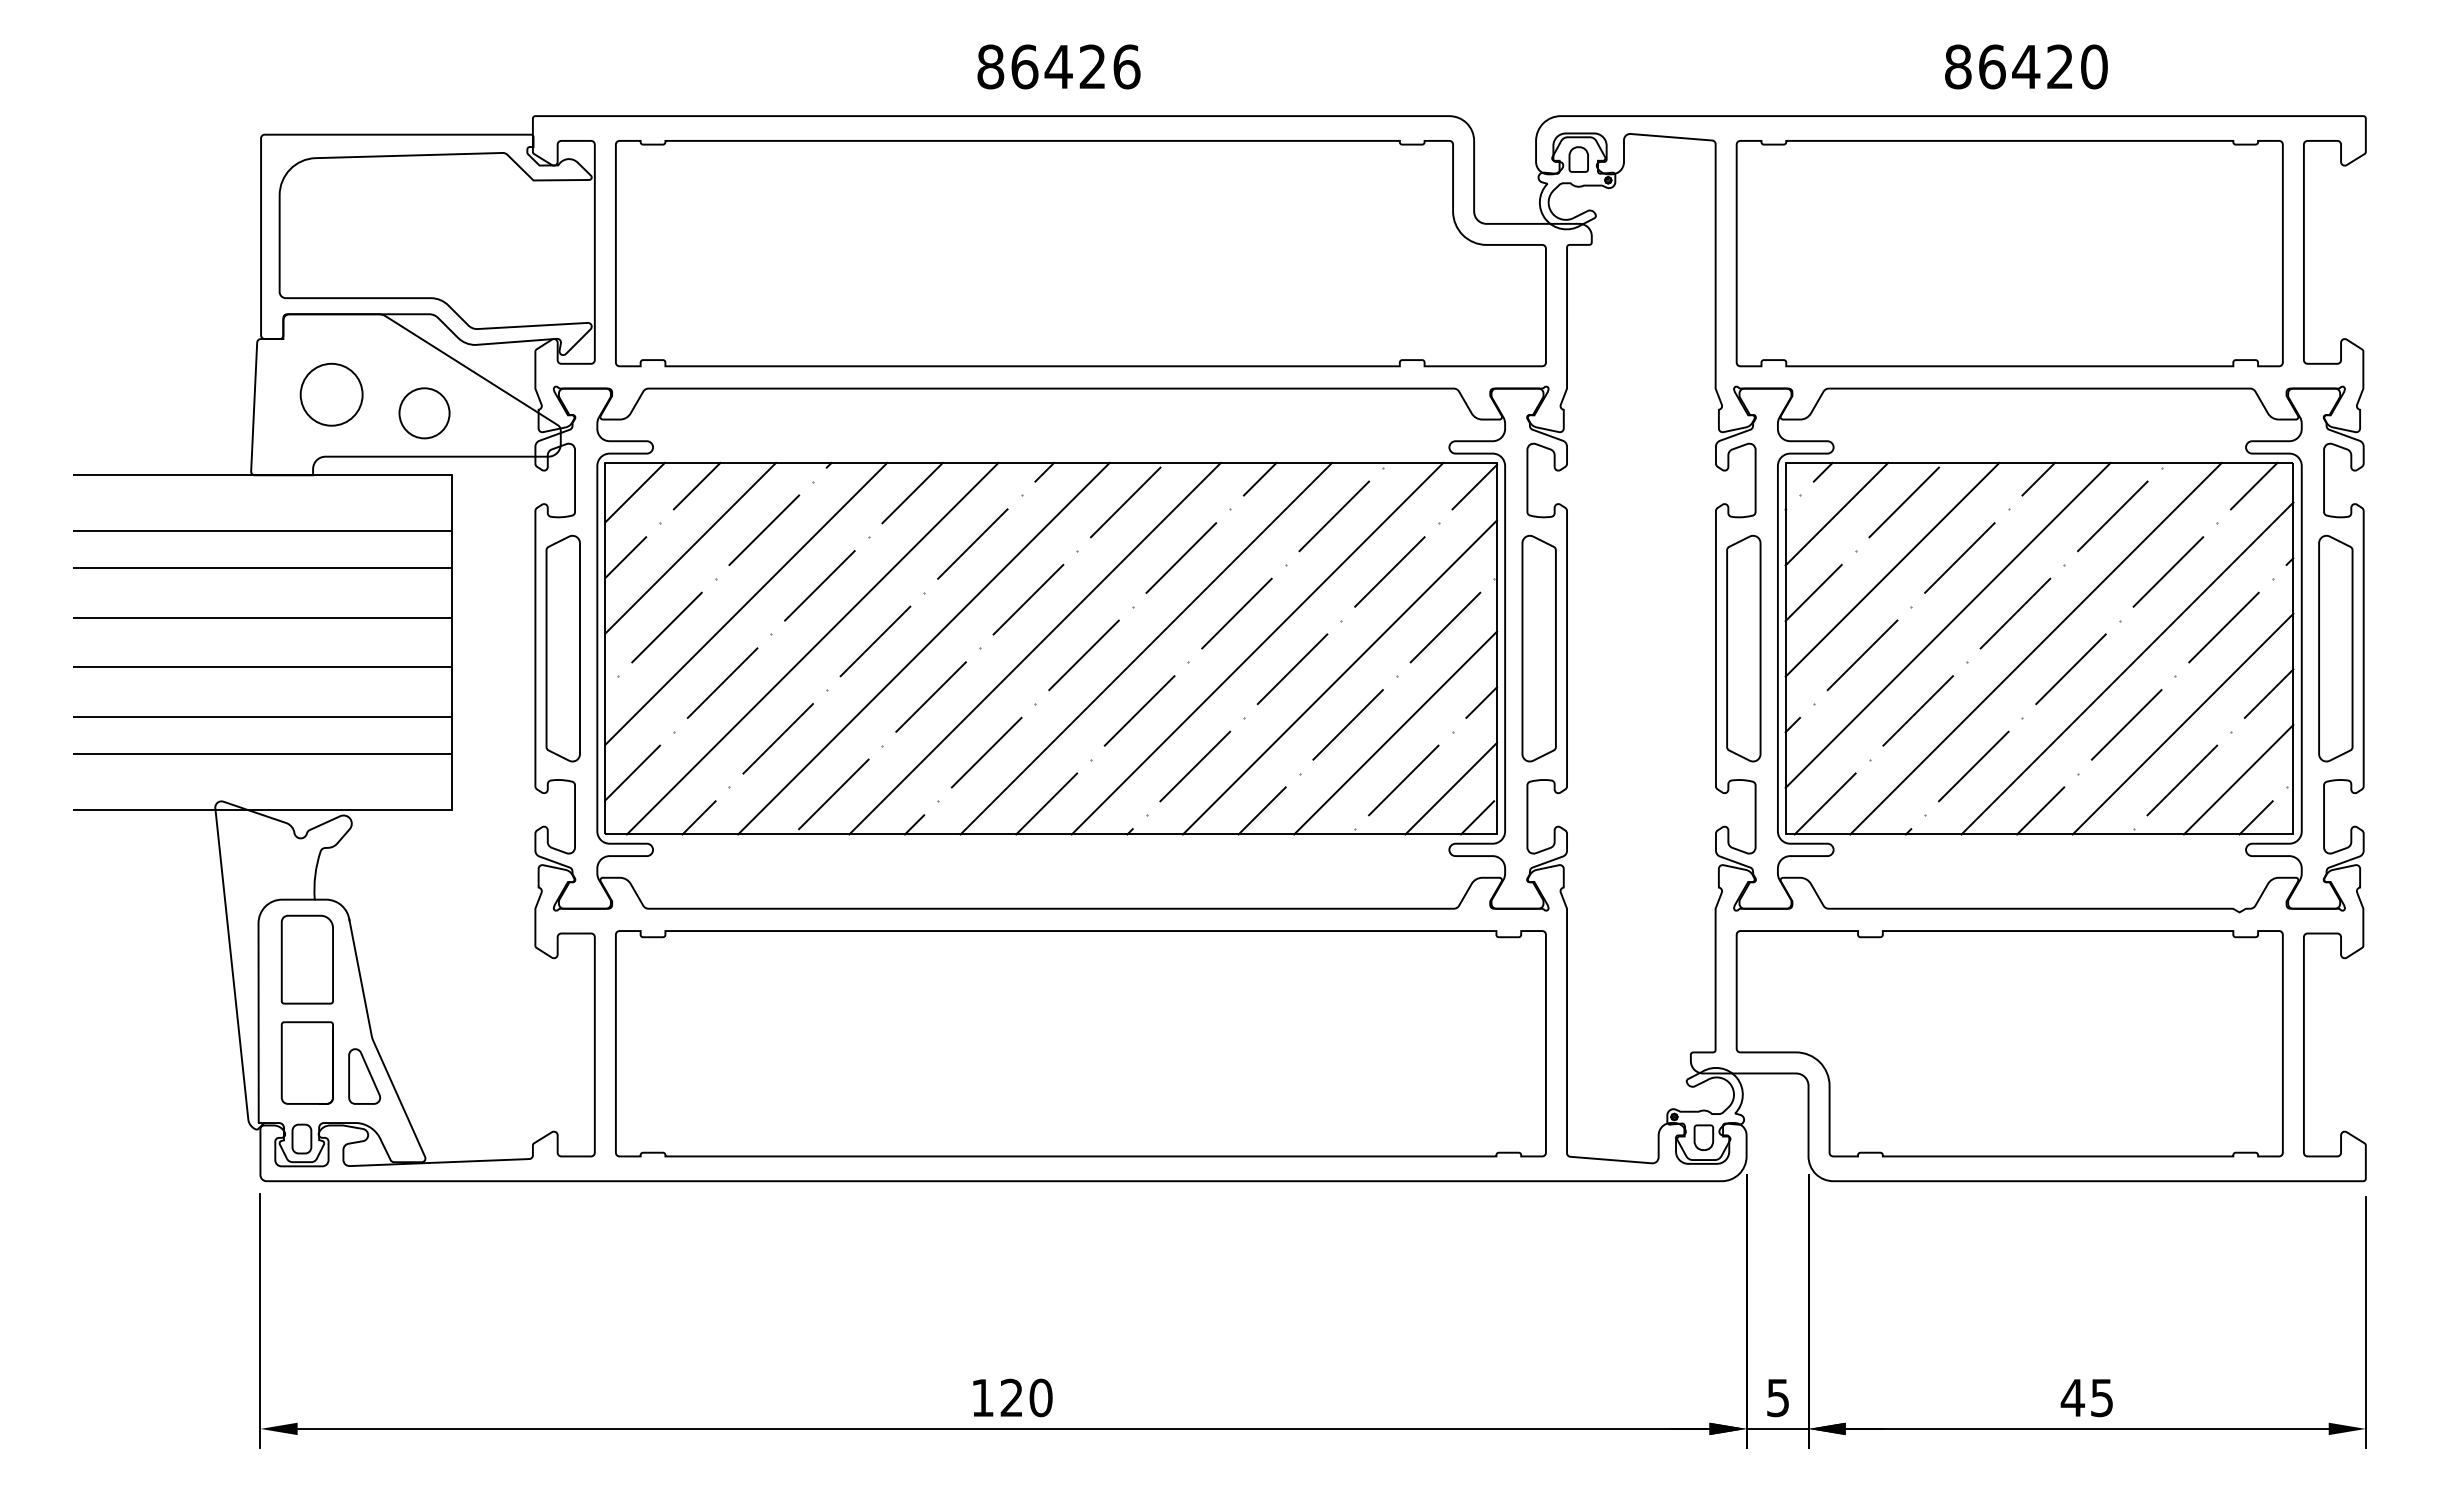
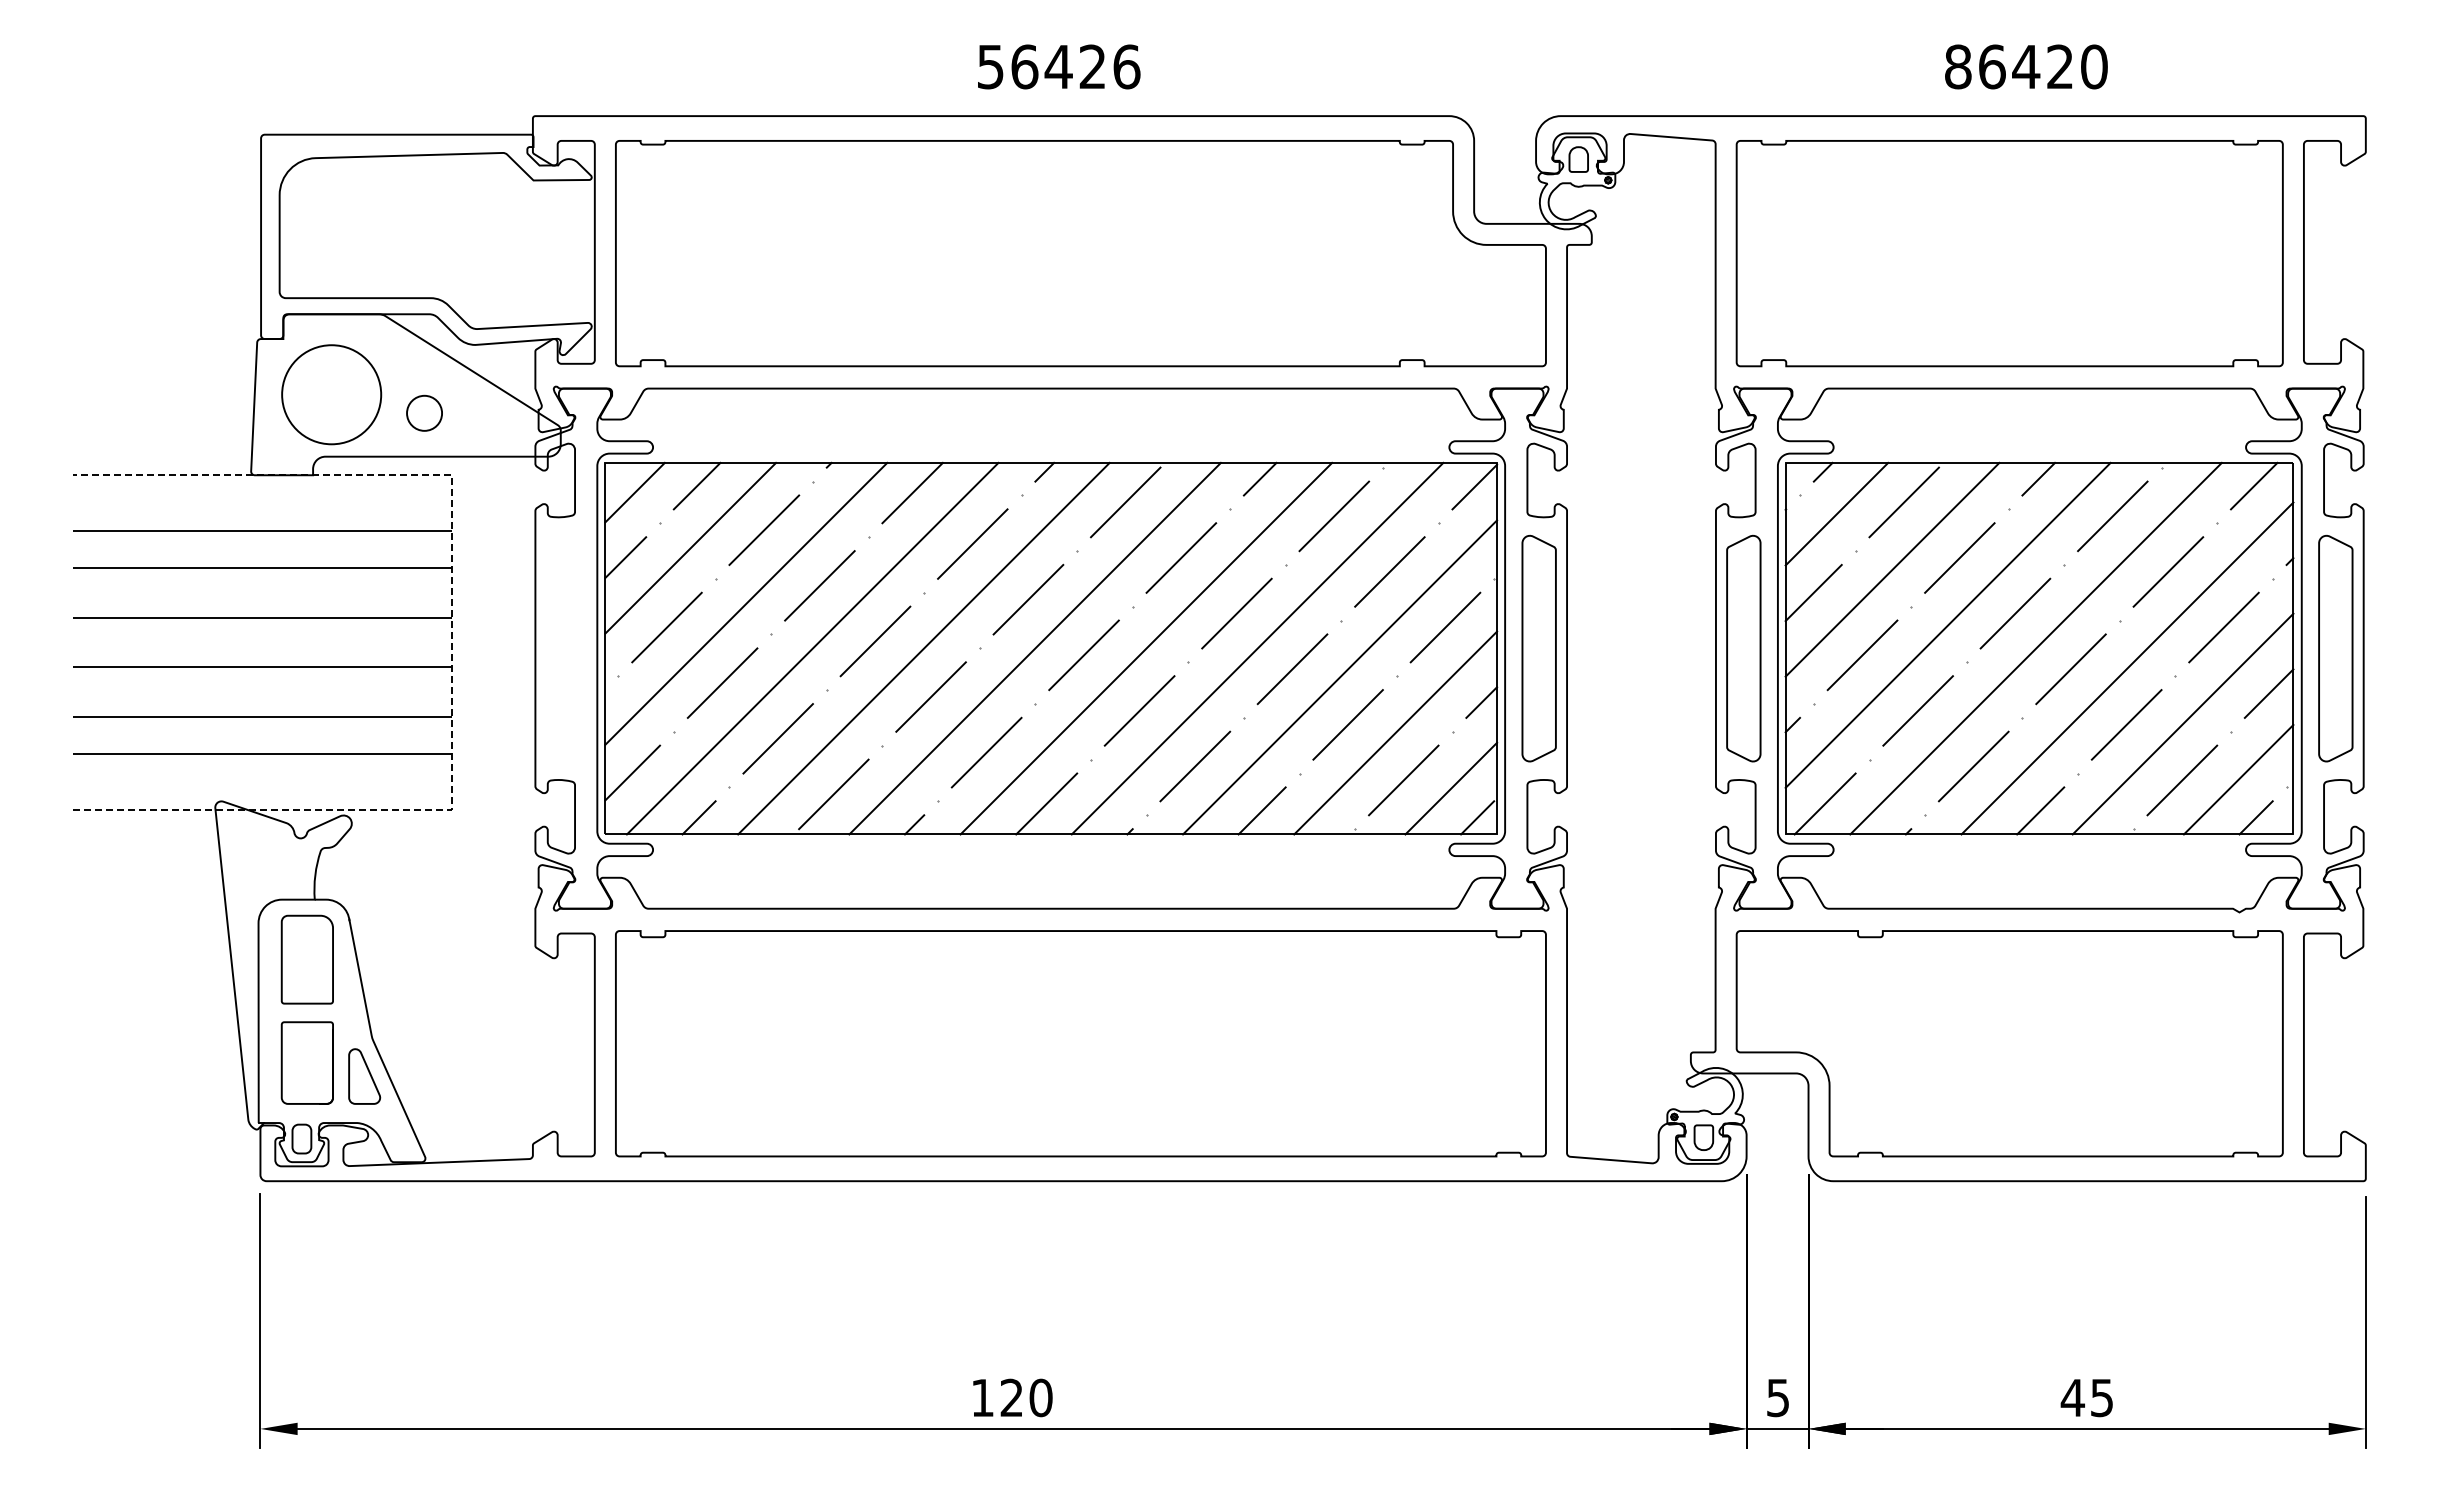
text: 86426 -> 56426 (990, 66)
circle diameter: 62 px -> 99 px (331, 394)
circle diameter: 50 px -> 35 px (424, 412)
line: solid -> dashed (452, 641)
part: present -> none (562, 648)
